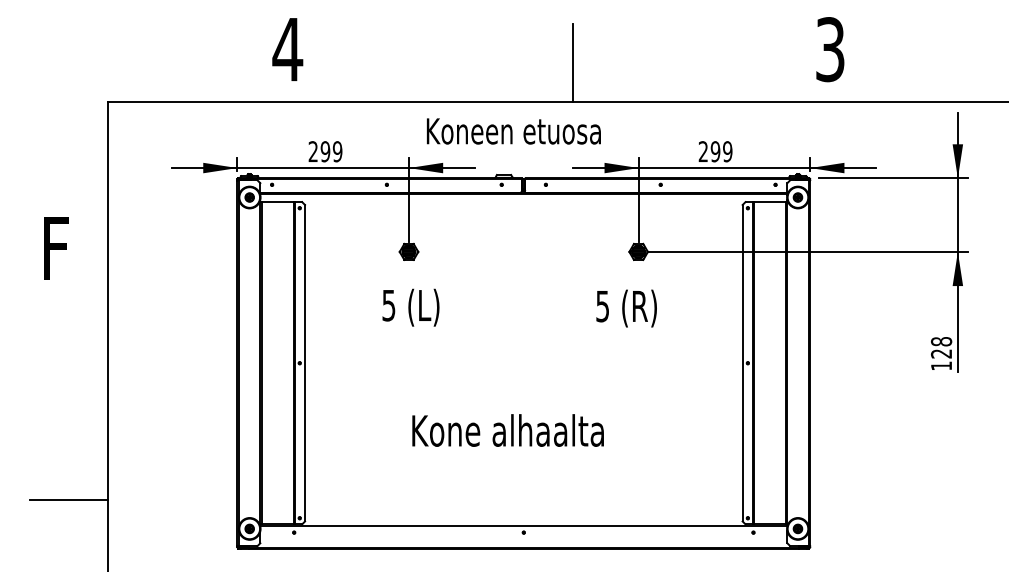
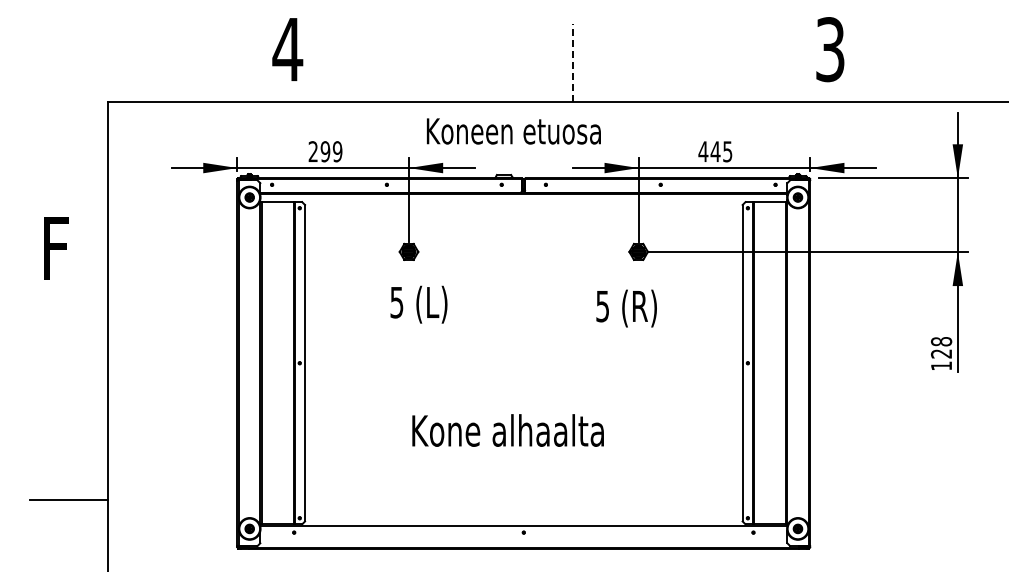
line: solid -> dashed (572, 63)
text: 299 -> 445 (715, 151)
text position: (410, 307) -> (418, 304) (418, 304)
